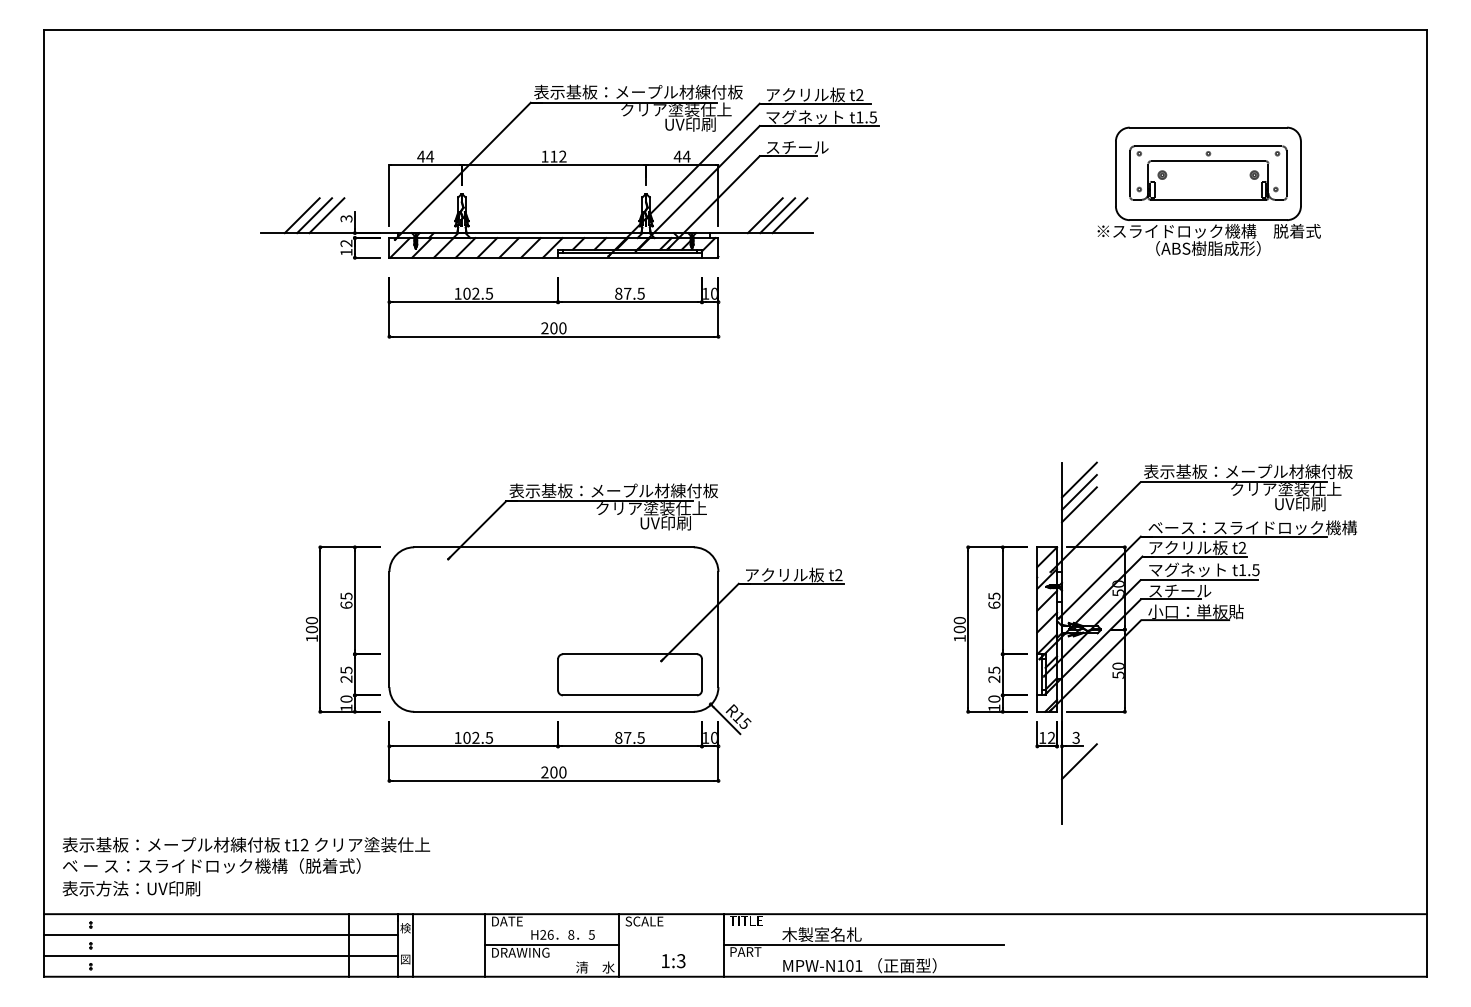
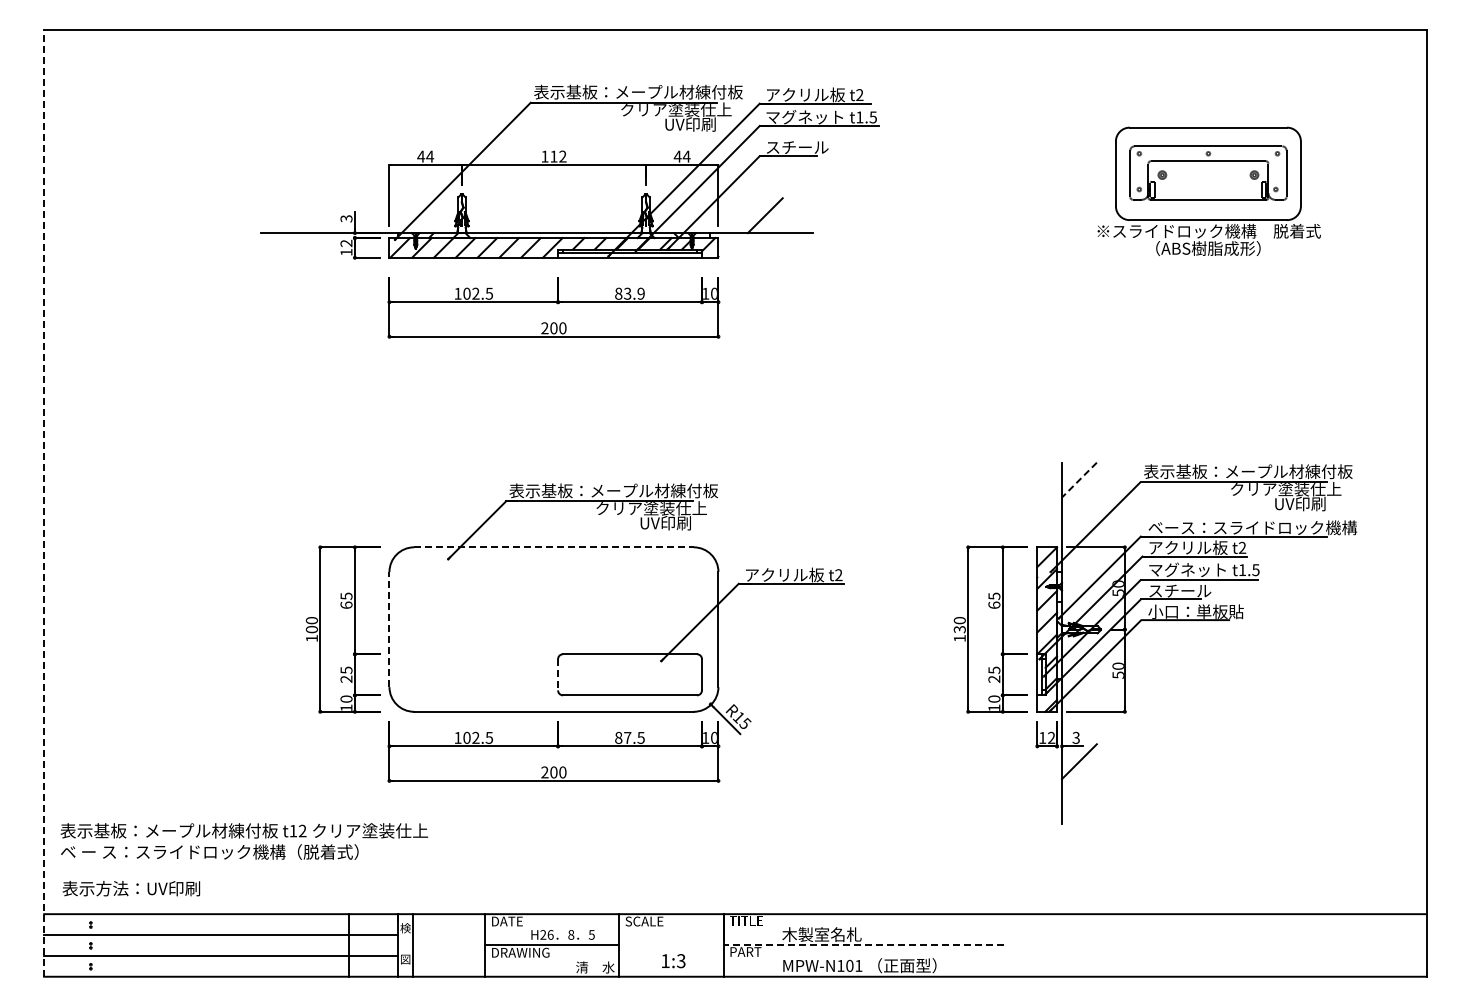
line: present -> none (301, 215)
line: present -> none (314, 215)
line: present -> none (326, 215)
line: present -> none (777, 215)
line: present -> none (789, 215)
text: 87.5 -> 83.9 (634, 293)
line: solid -> dashed (1079, 480)
line: present -> none (1079, 492)
line: solid -> dashed (44, 502)
line: present -> none (1079, 504)
line: solid -> dashed (553, 547)
line: solid -> dashed (389, 629)
text: 100 -> 130 (959, 629)
line: solid -> dashed (558, 674)
text position: (246, 855) -> (244, 841) (244, 841)
line: solid -> dashed (864, 945)
